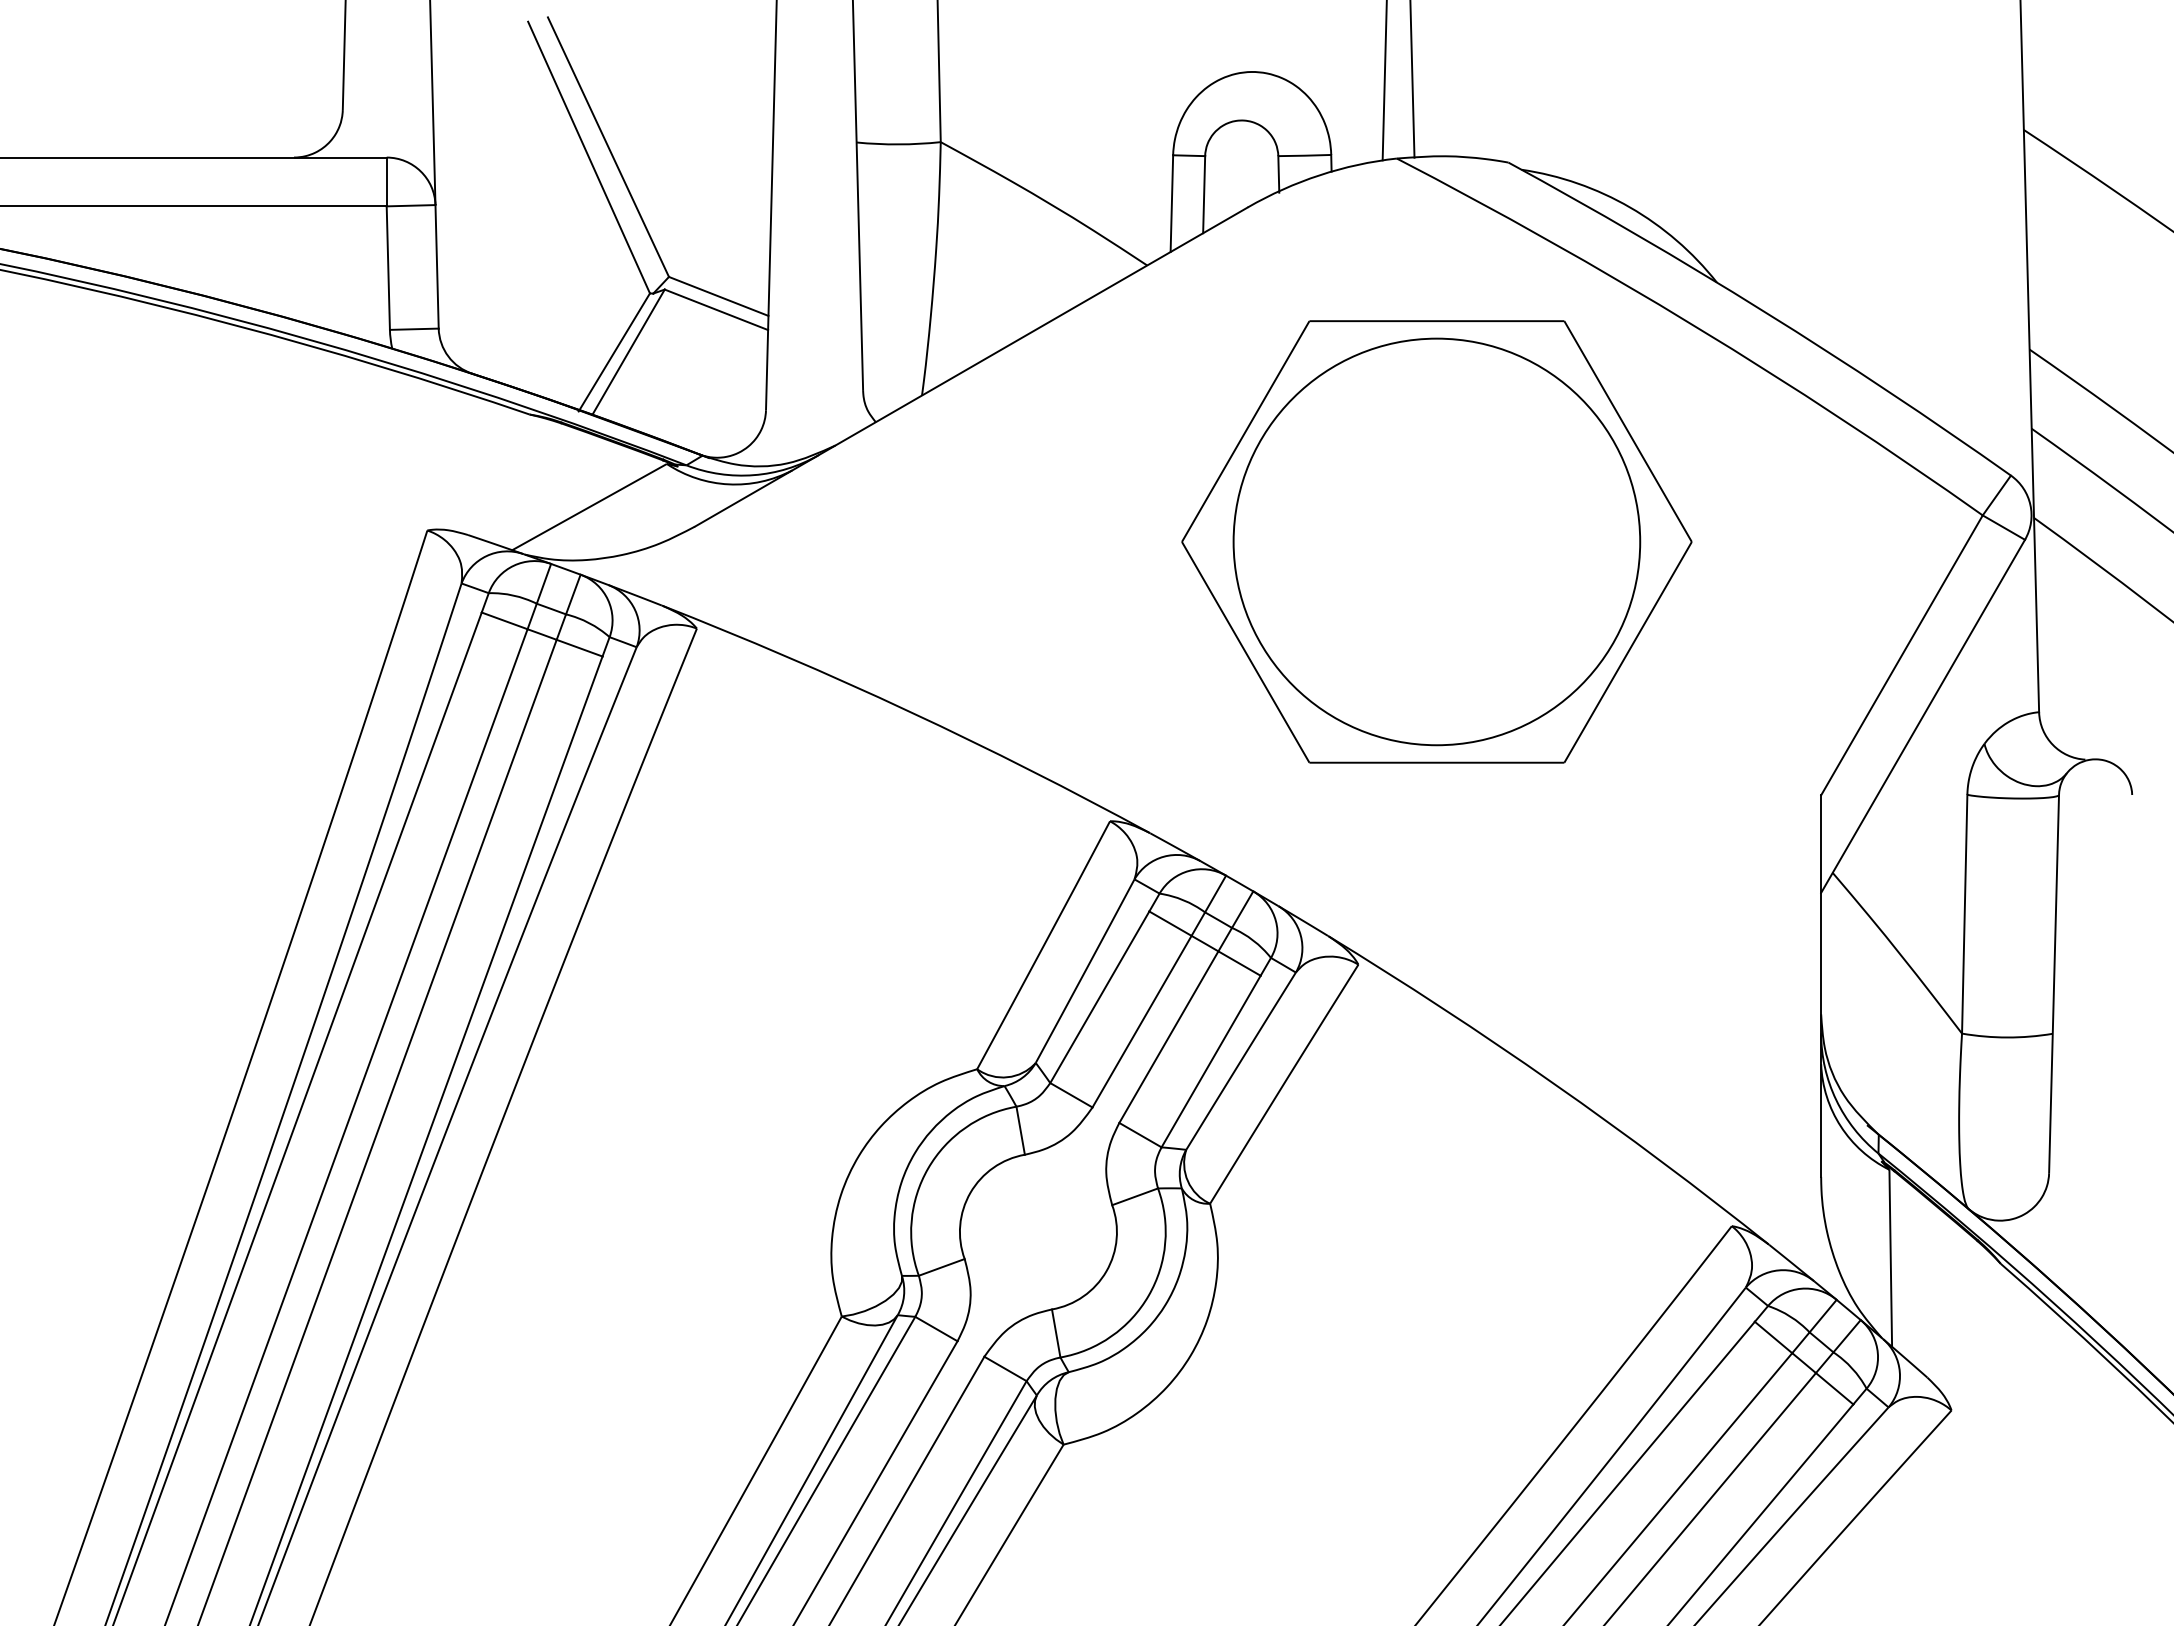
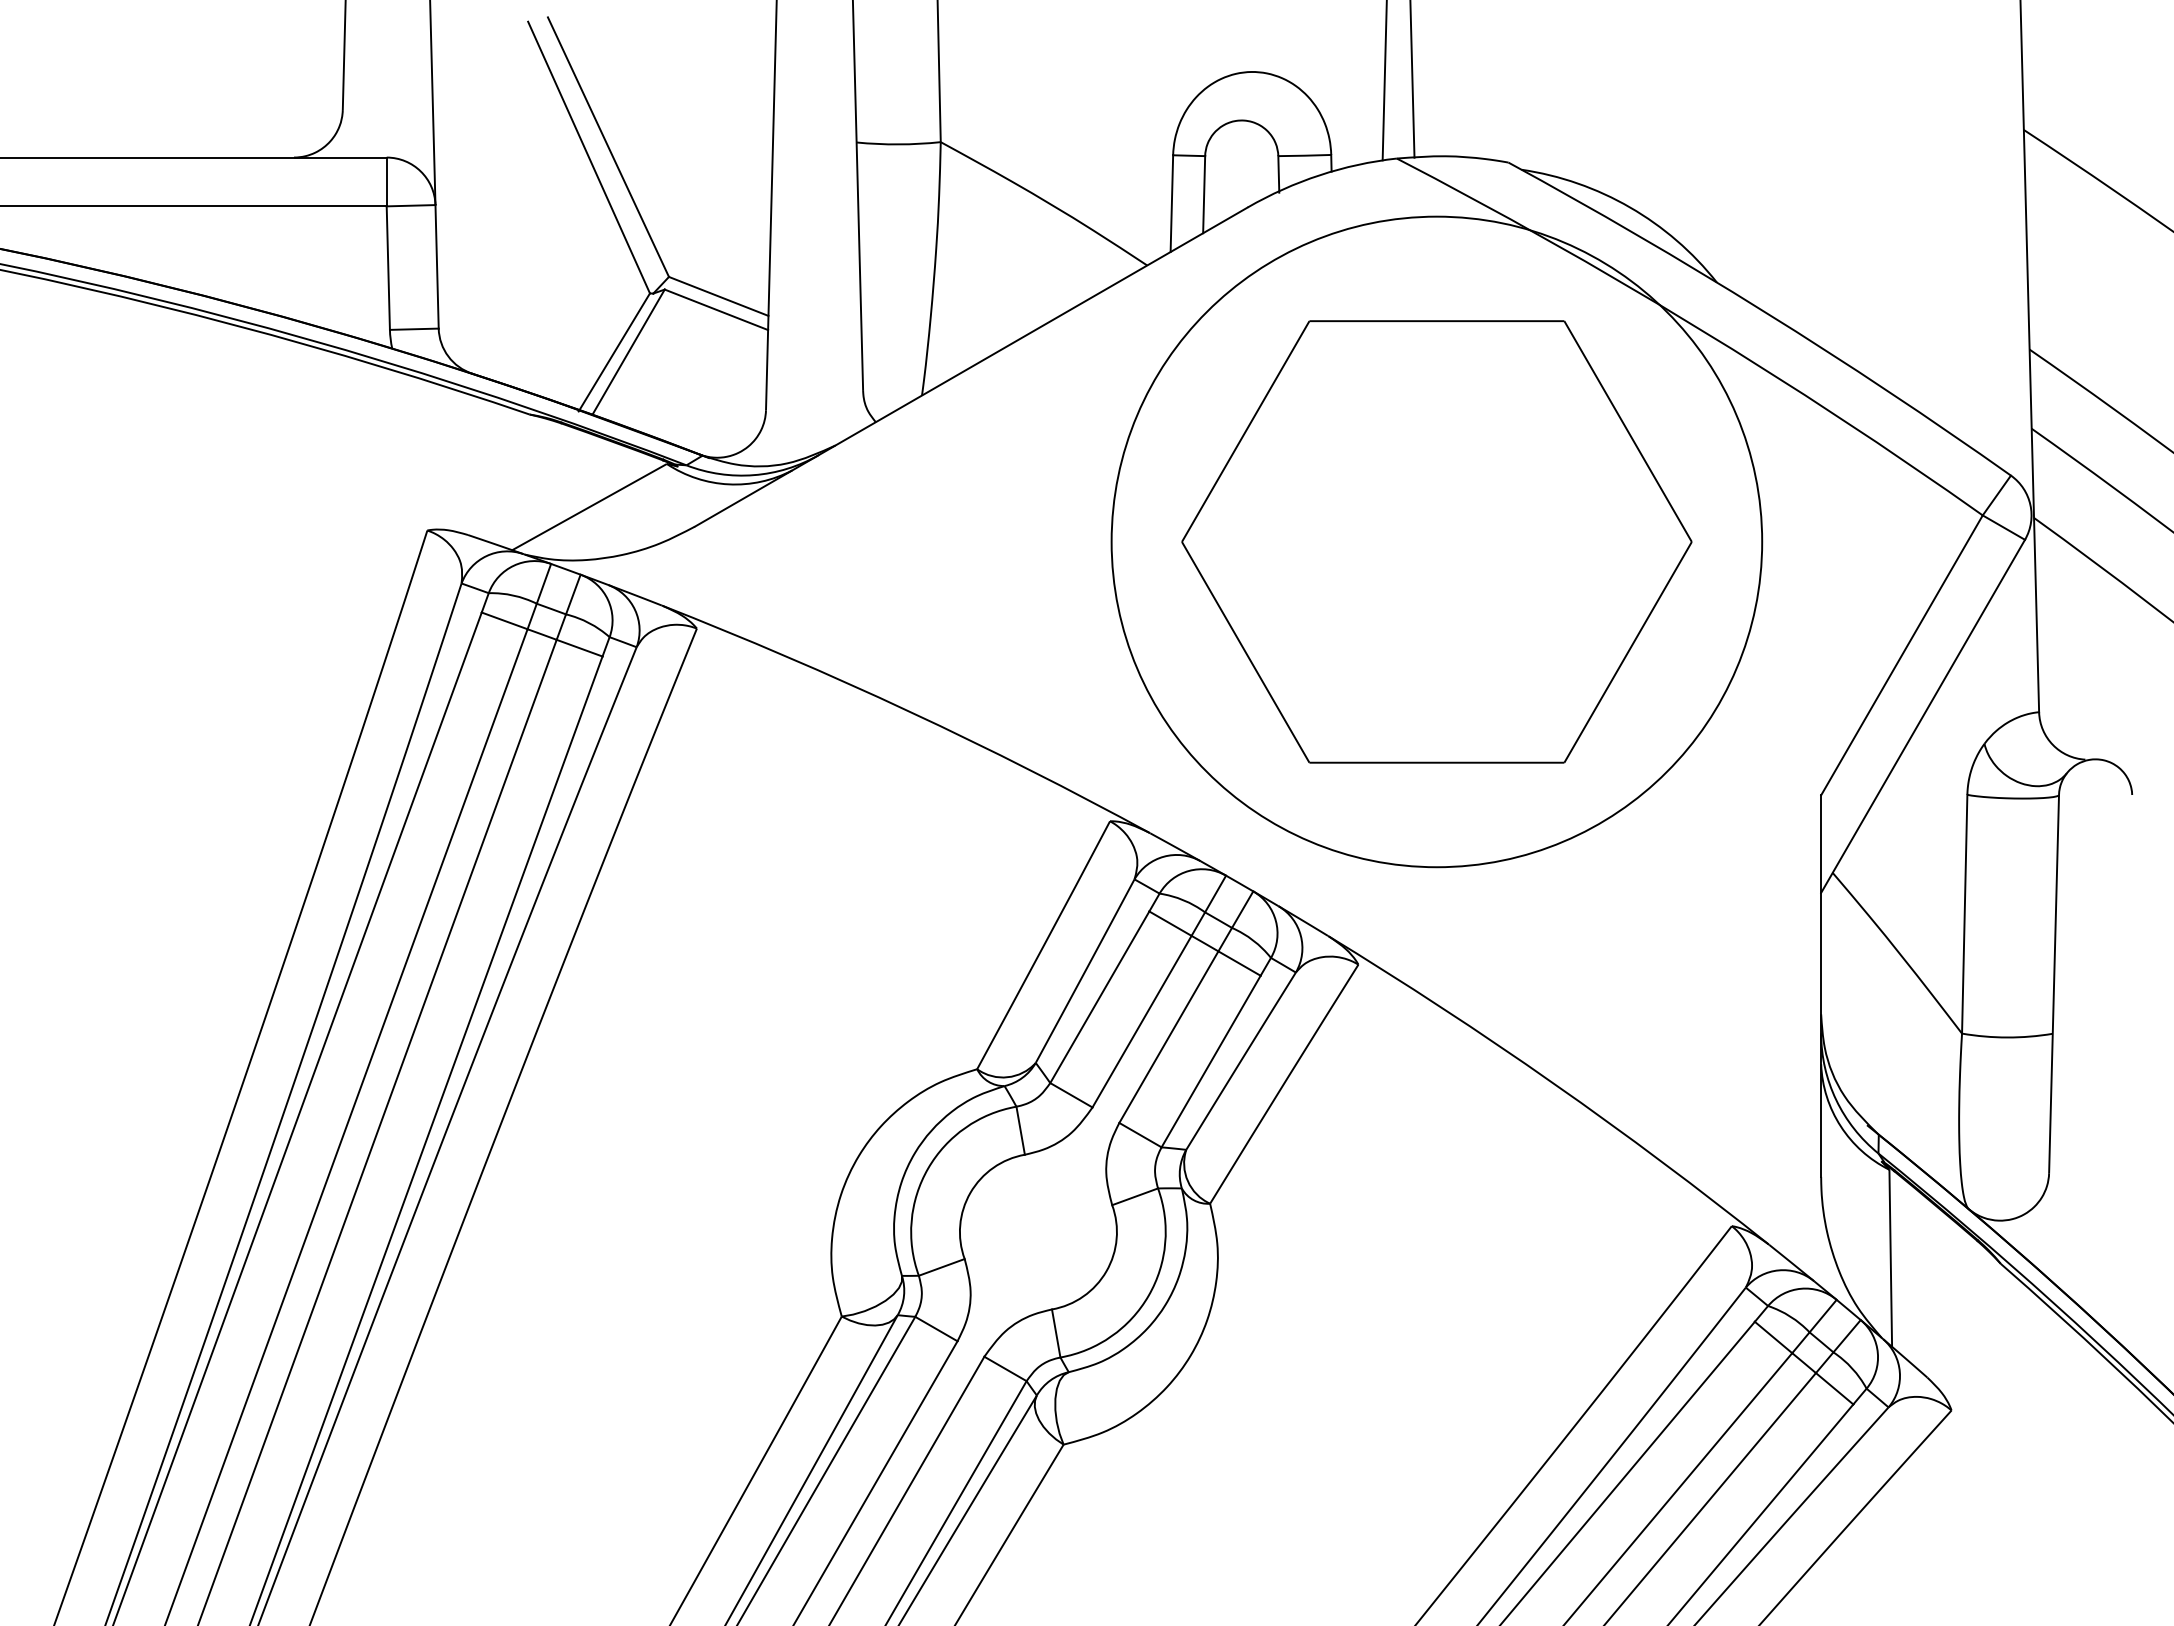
circle diameter: 407 px -> 651 px (1436, 541)
